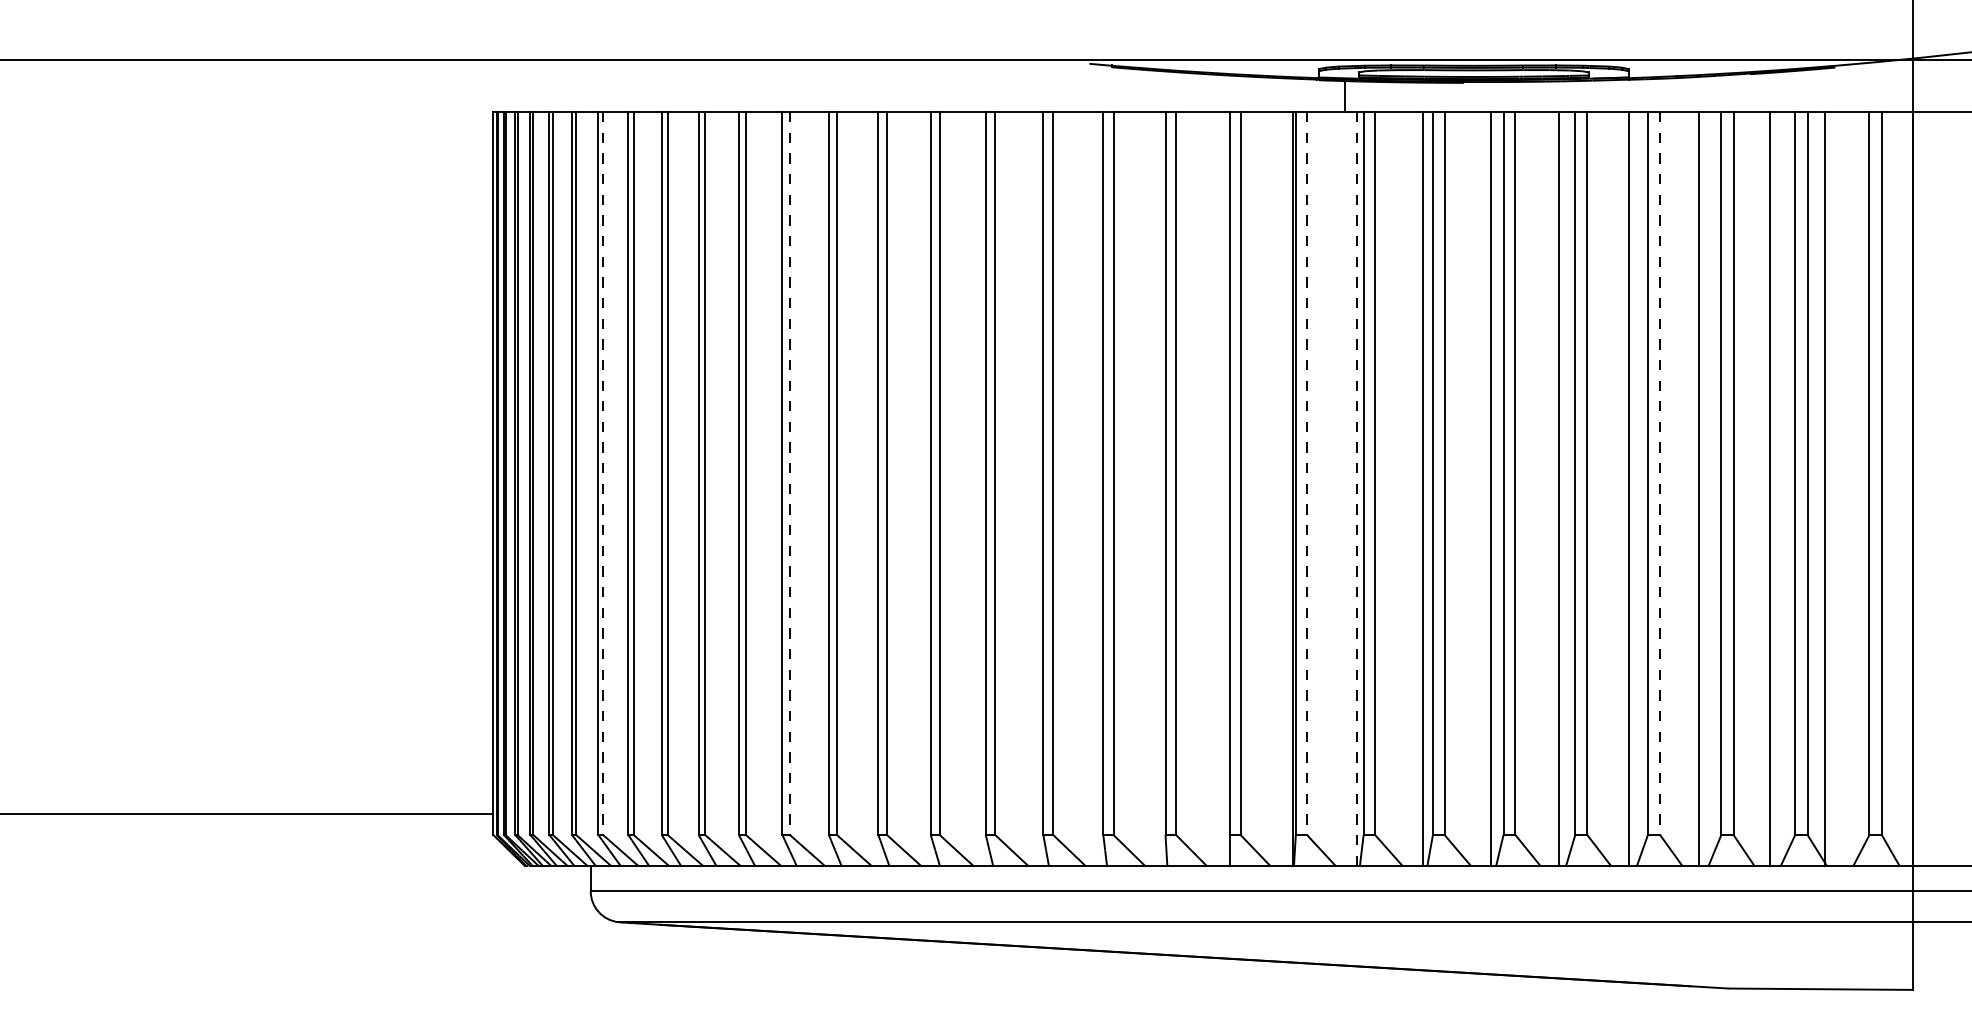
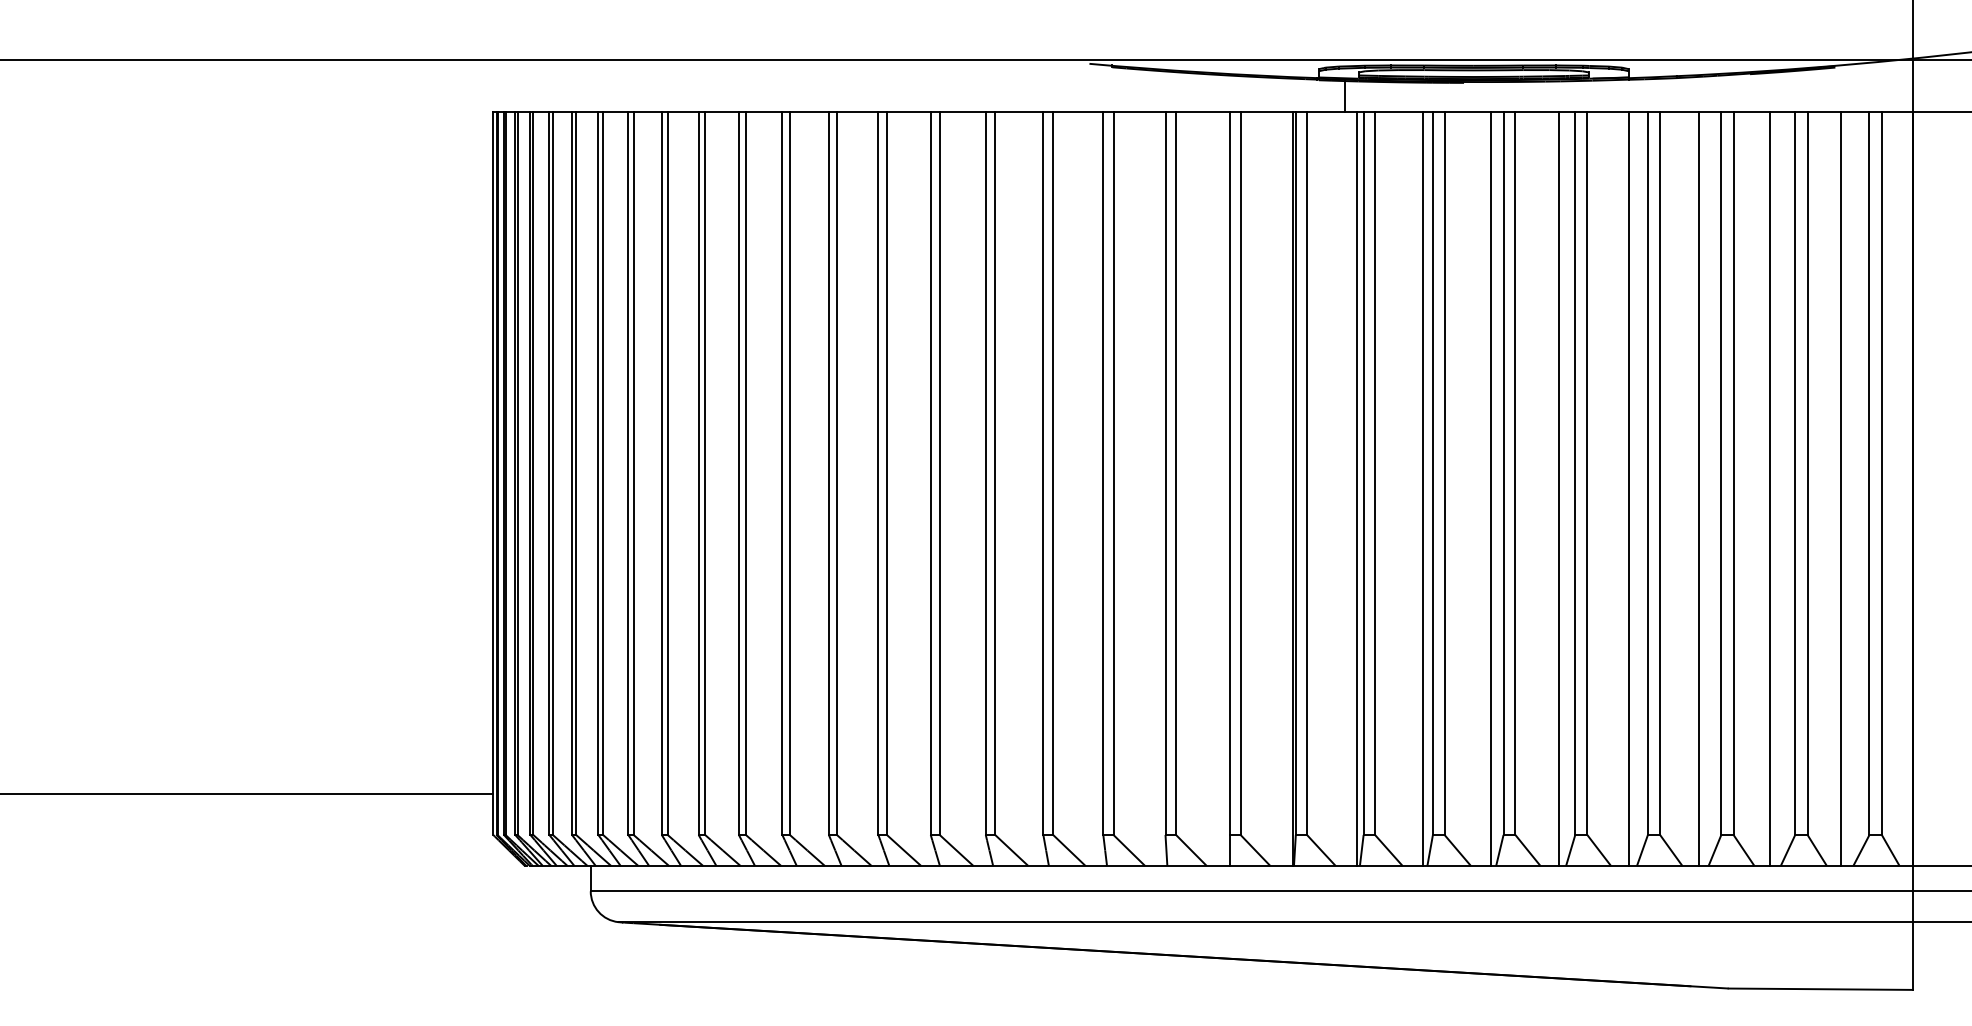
line: dashed -> solid (603, 473)
line: dashed -> solid (789, 473)
line: dashed -> solid (1307, 473)
line: dashed -> solid (1660, 473)
line: dashed -> solid (1357, 488)
line position: (1825, 488) -> (1841, 488) (1841, 488)
line position: (247, 813) -> (247, 793) (247, 793)
